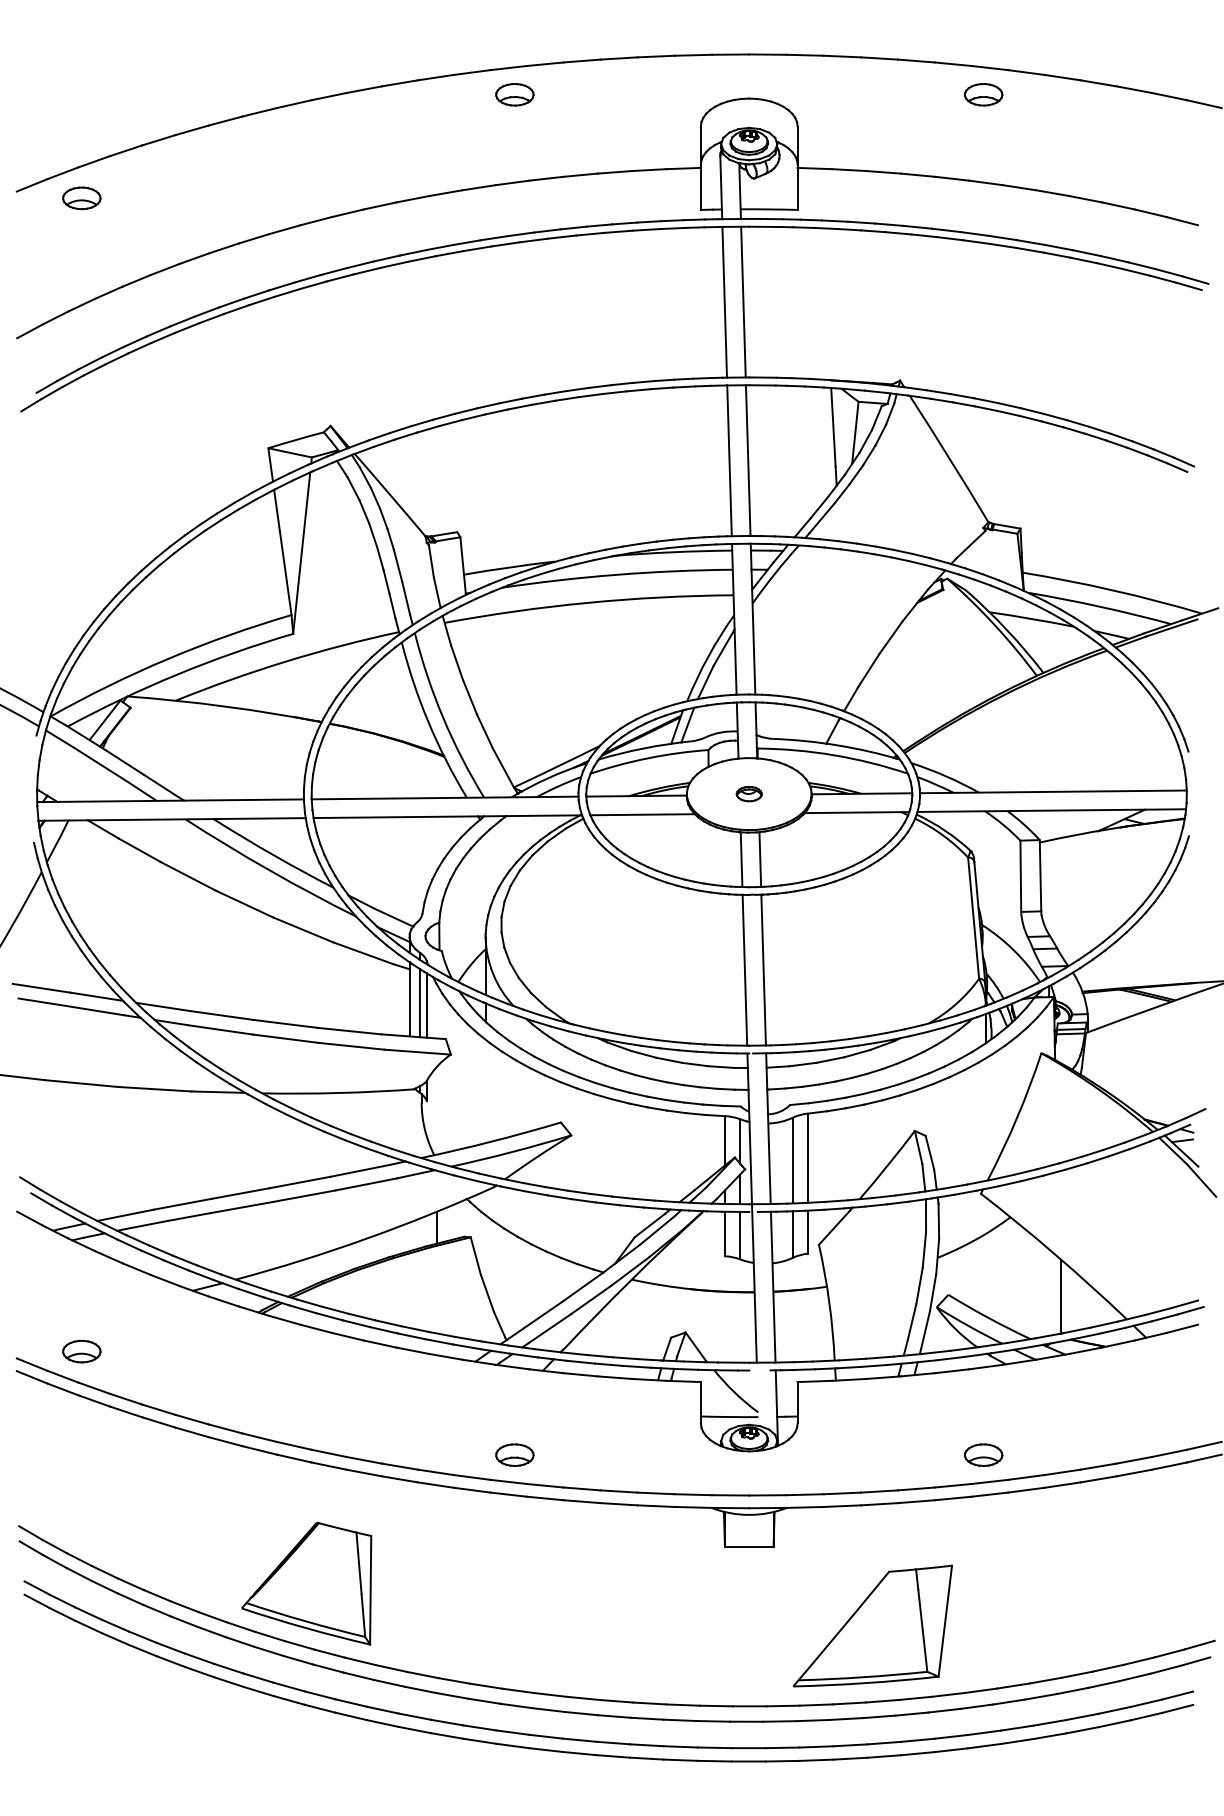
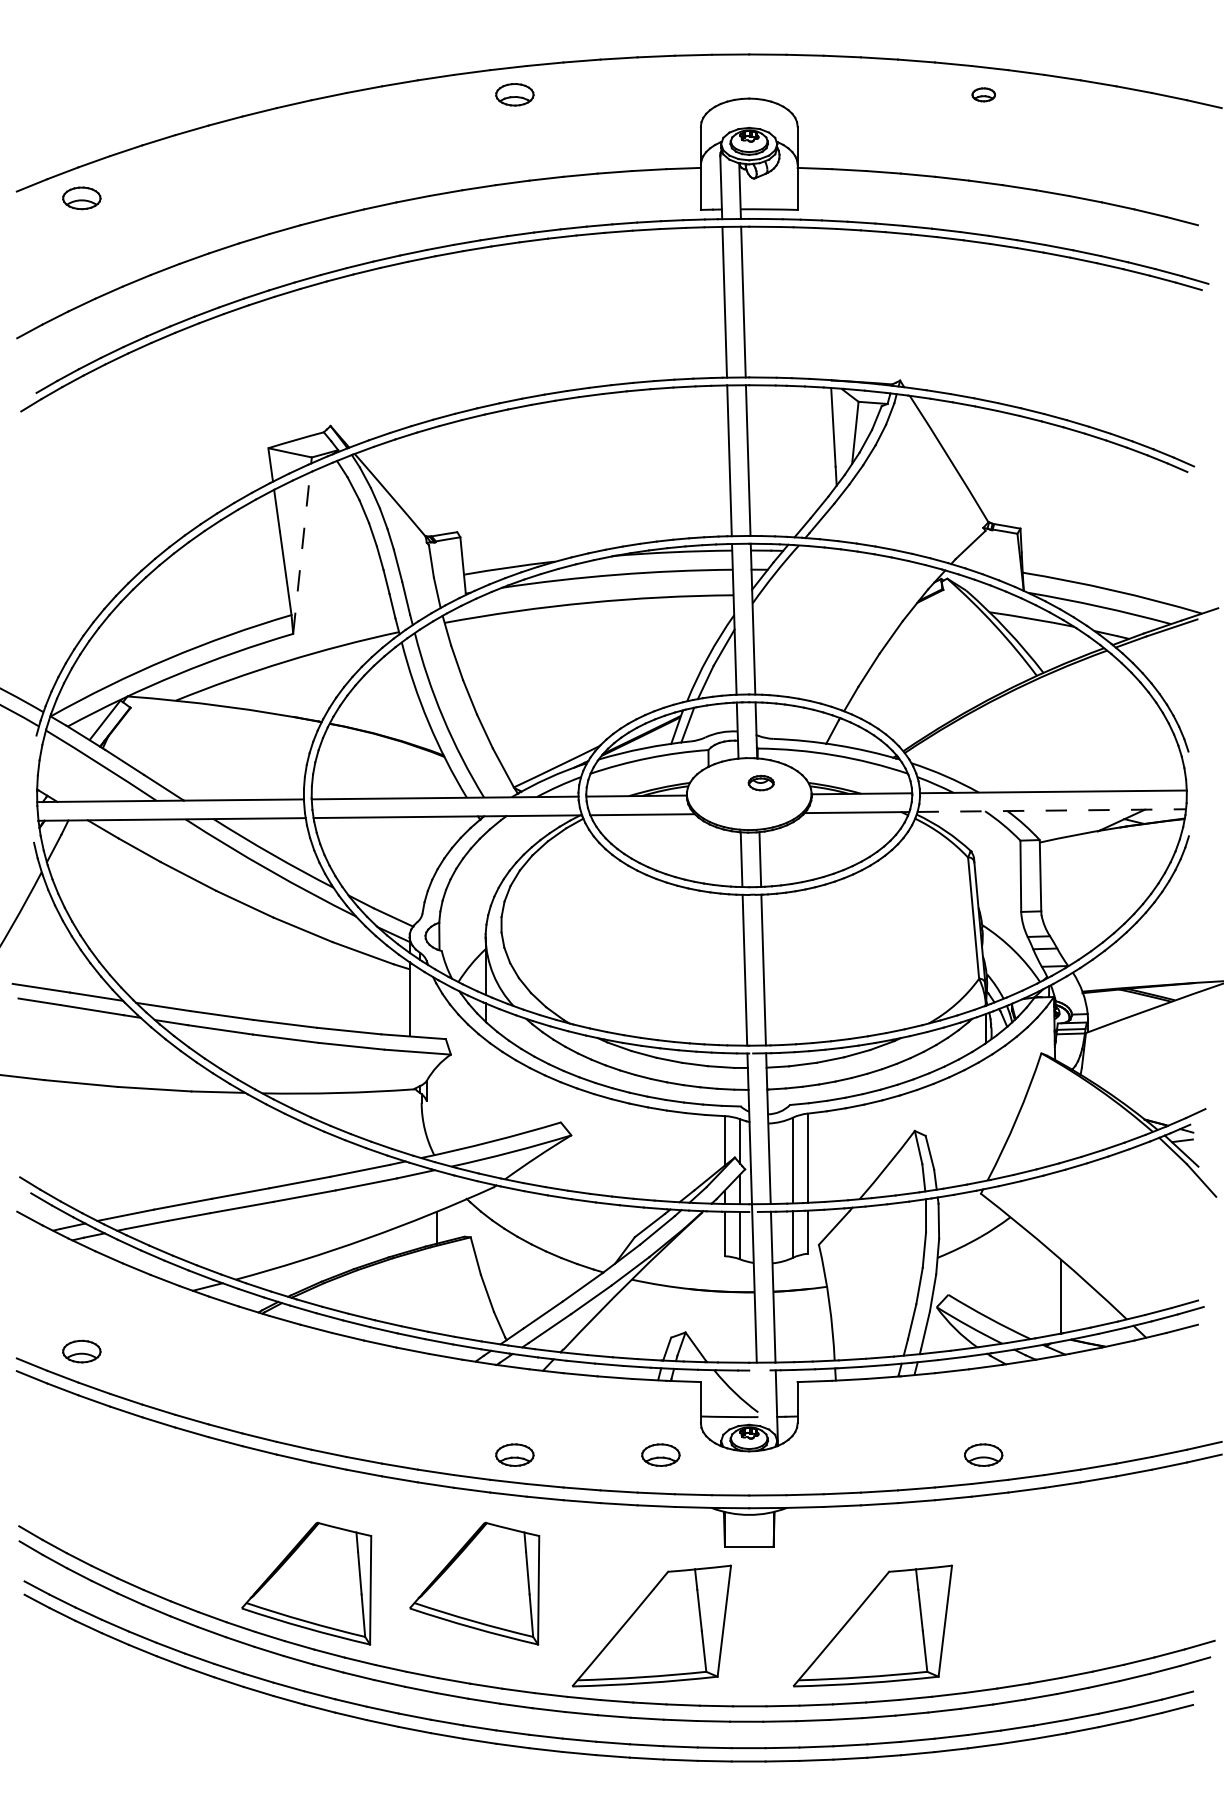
part size: 40x24 px -> 25x16 px (983, 94)
line: solid -> dashed (301, 552)
part position: (748, 794) -> (760, 783) (760, 783)
line: solid -> dashed (1052, 810)
line: present -> none (419, 1003)
line: present -> none (426, 1005)
part: none -> present (660, 1454)
part: none -> present (474, 1583)
part: none -> present (651, 1625)
